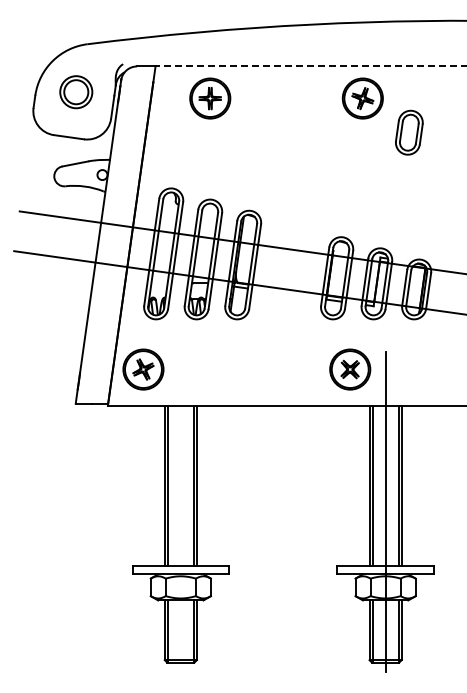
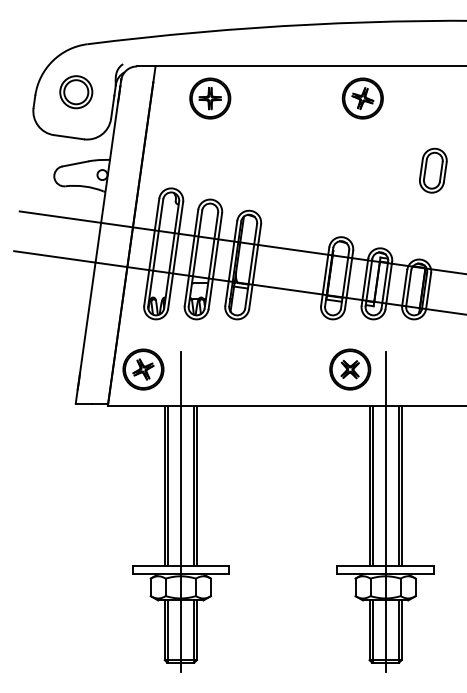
line: dashed -> solid (311, 66)
part position: (409, 132) -> (433, 170) (433, 170)
line: none -> present (180, 512)
